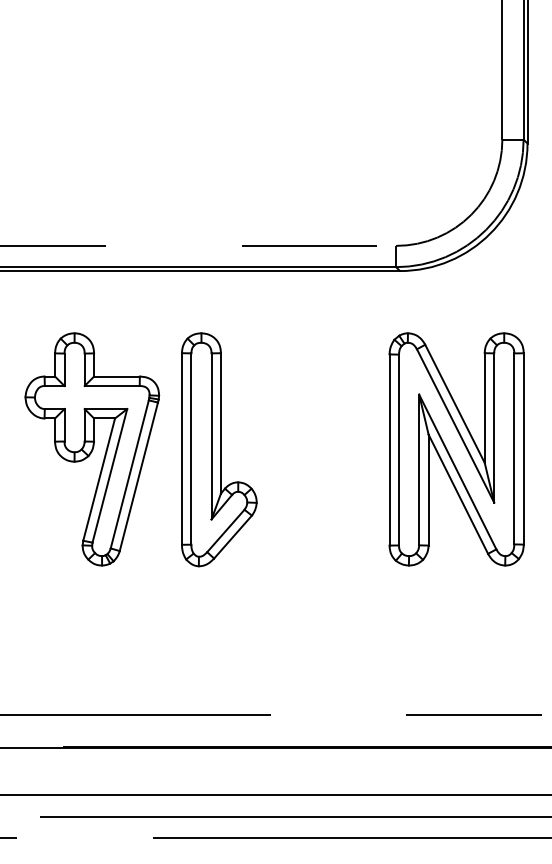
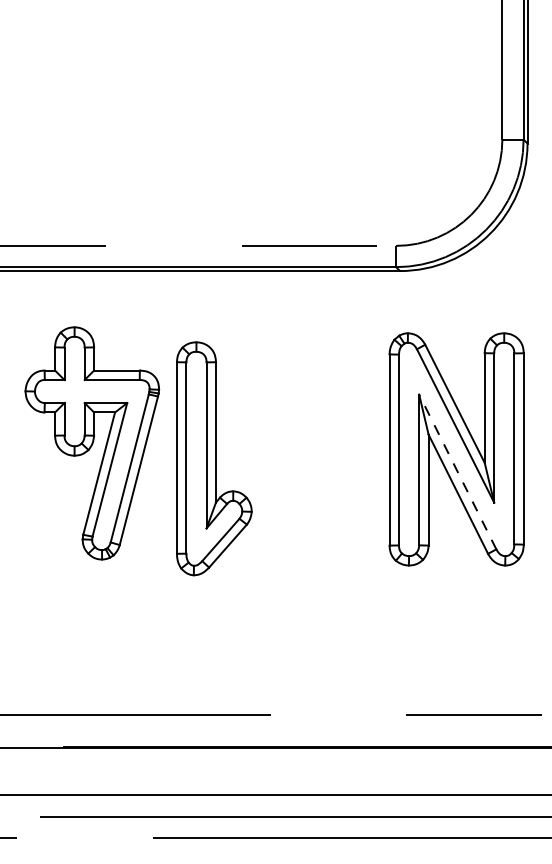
part position: (92, 449) -> (92, 443) (92, 443)
part position: (219, 449) -> (214, 458) (214, 458)
line: solid -> dashed (457, 471)
